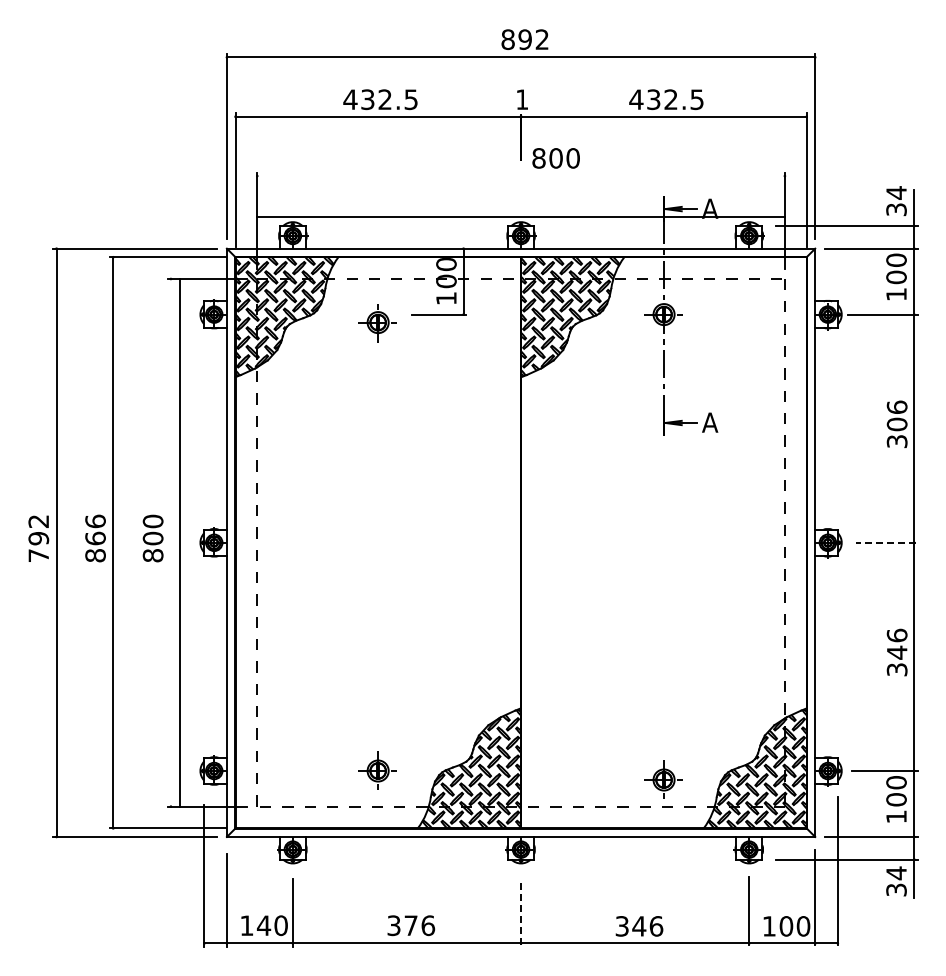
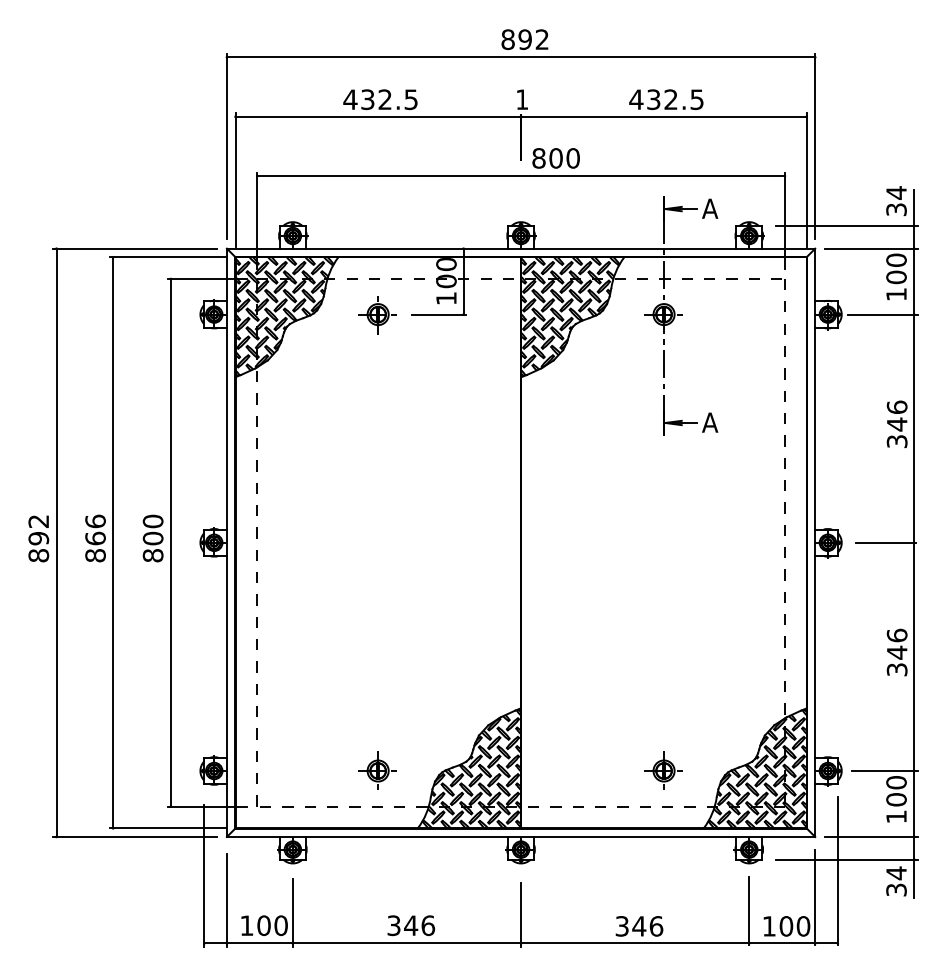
line position: (520, 217) -> (520, 176) (520, 176)
part position: (377, 323) -> (377, 315) (377, 315)
text: 306 -> 346 (896, 424)
line position: (179, 542) -> (170, 542) (170, 542)
line: dashed -> solid (885, 542)
text: 792 -> 892 (38, 555)
part position: (663, 779) -> (663, 770) (663, 770)
line: dashed -> solid (521, 914)
text: 140 -> 100 (263, 925)
text: 376 -> 346 (411, 925)
